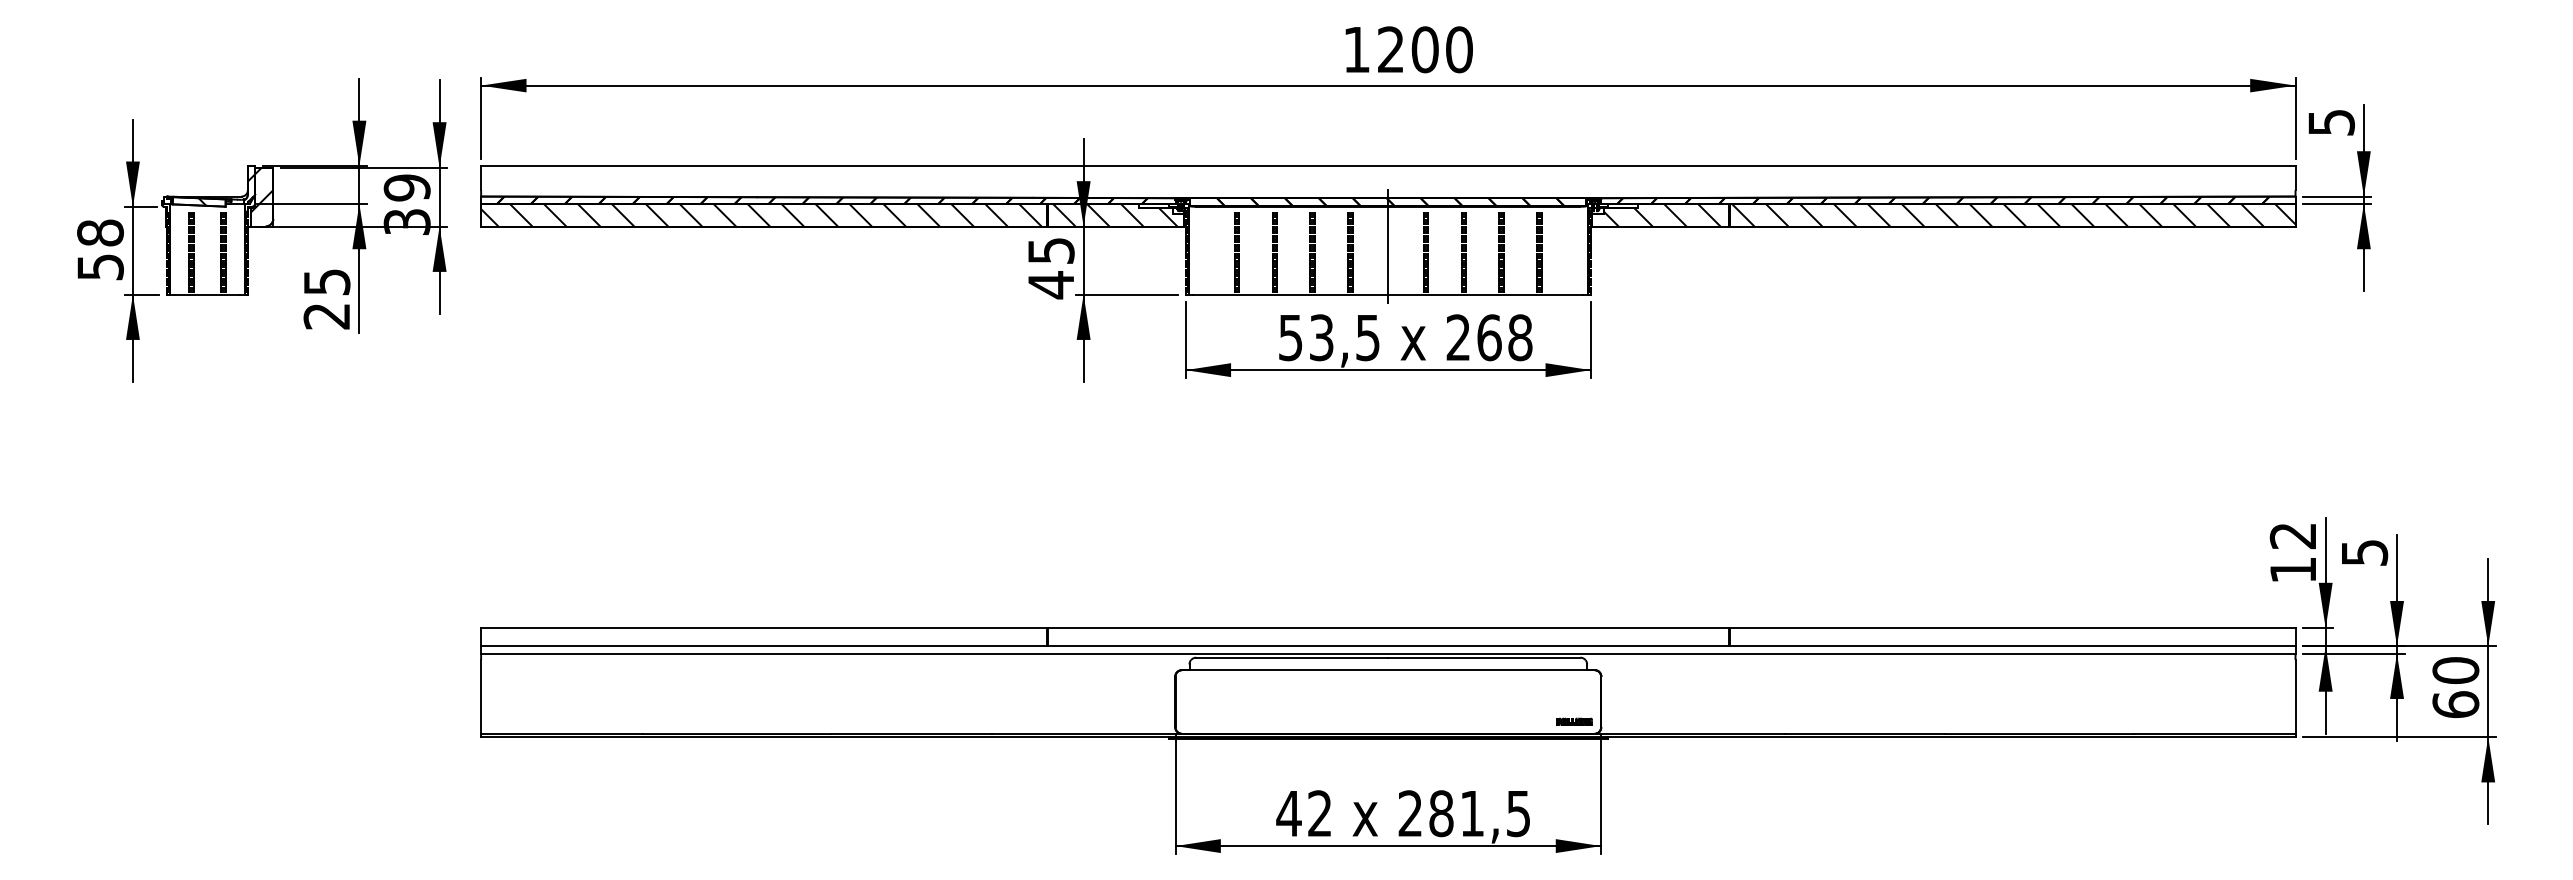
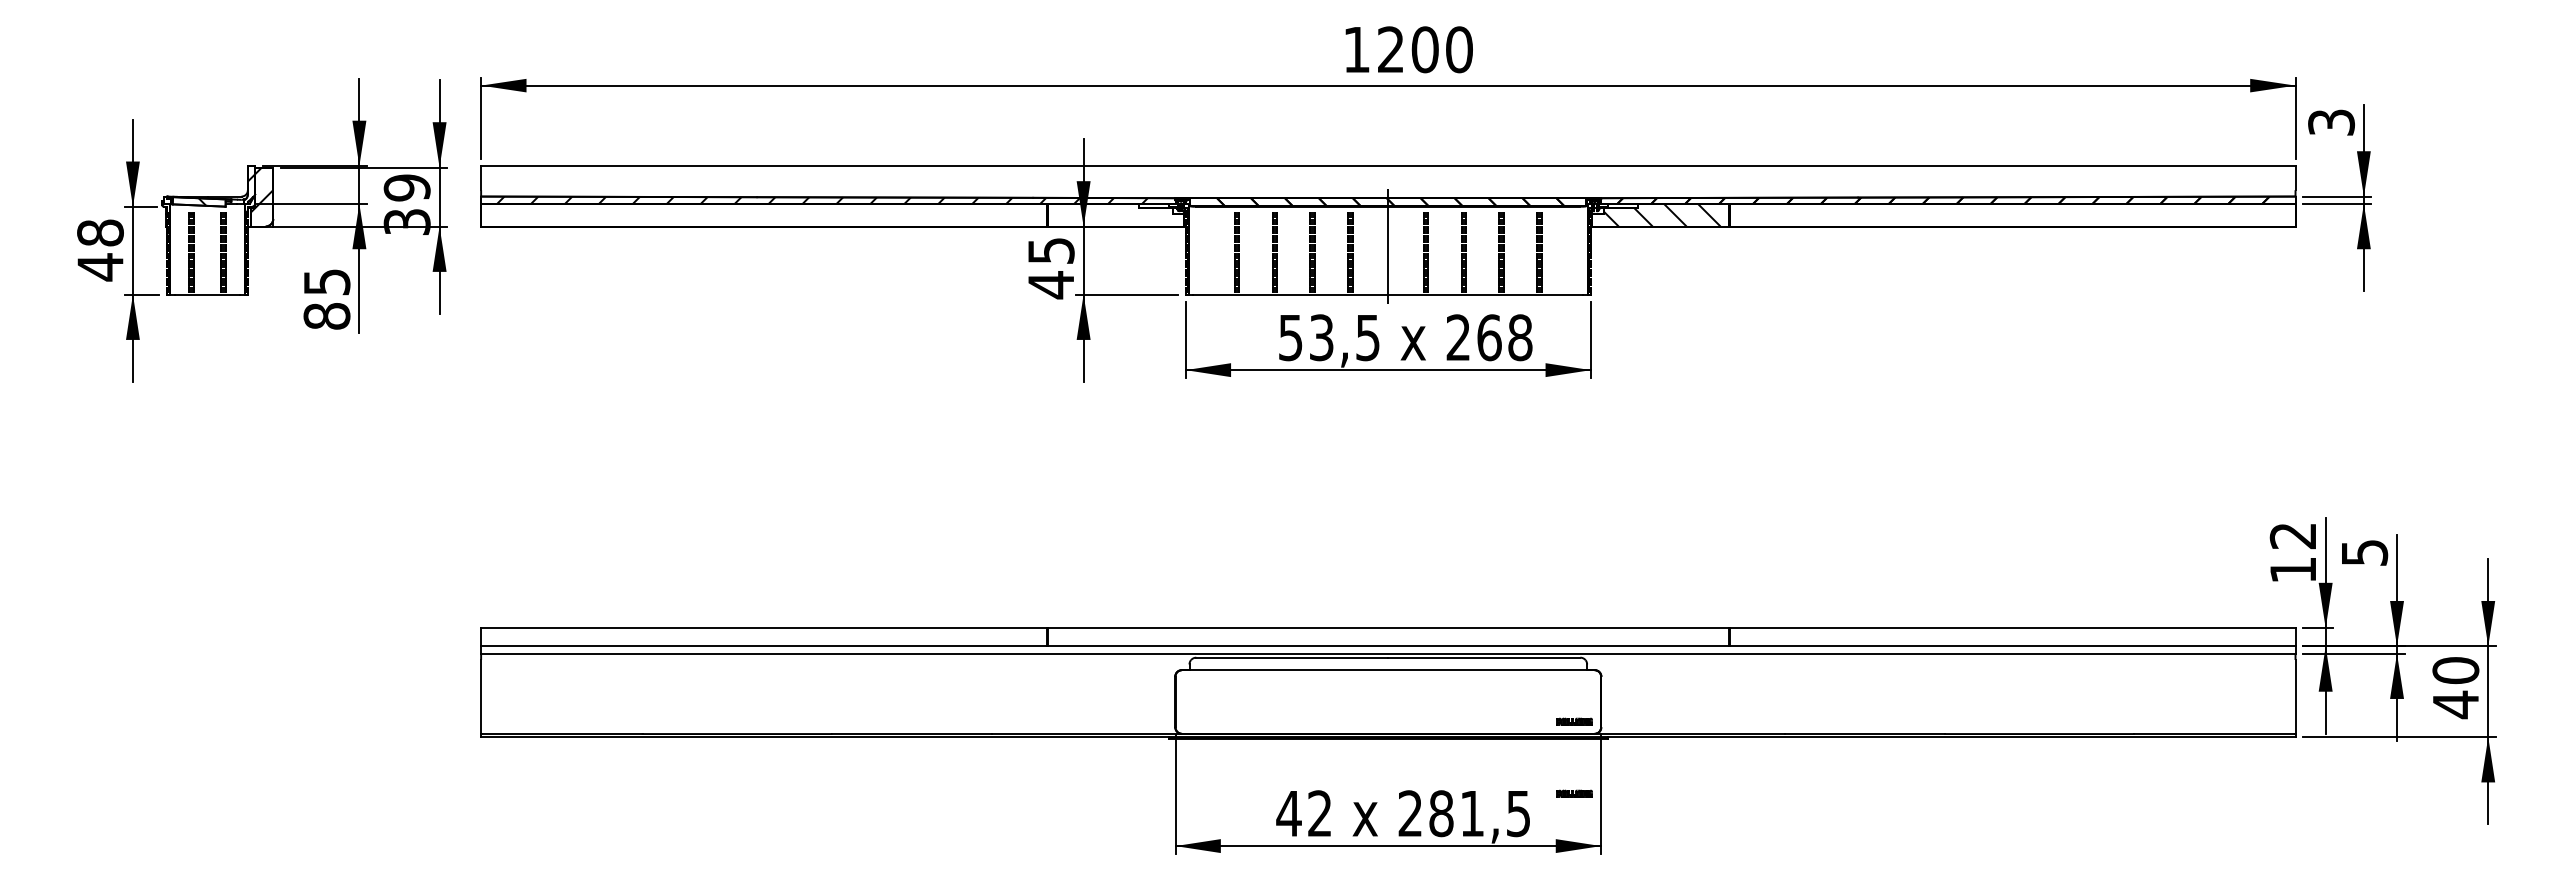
text: 5 -> 3 (2331, 122)
hatch: present -> none (837, 199)
hatch: present -> none (761, 214)
hatch: present -> none (1114, 214)
hatch: present -> none (2013, 214)
text: 58 -> 48 (100, 267)
text: 25 -> 85 (326, 316)
text: 60 -> 40 (2455, 704)
part: none -> present (1574, 793)
